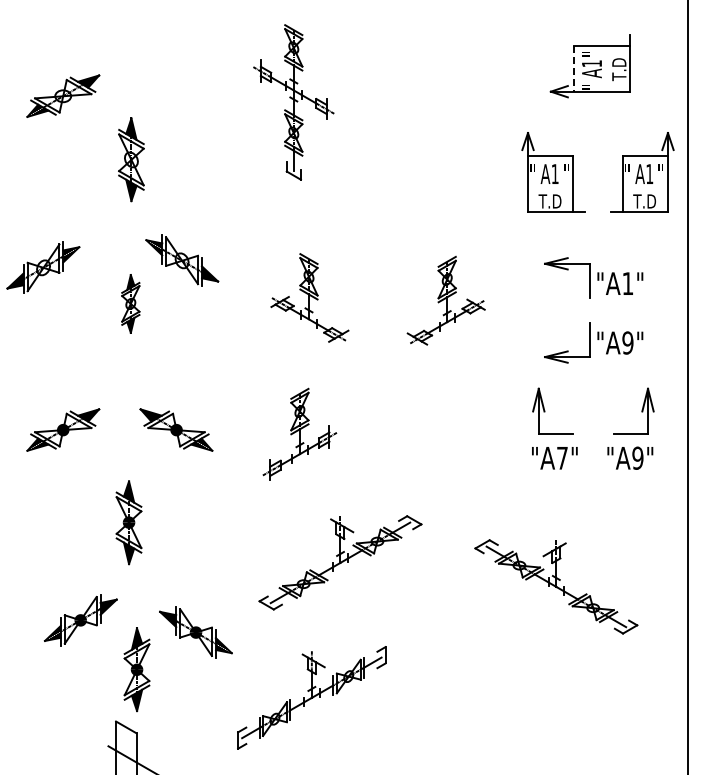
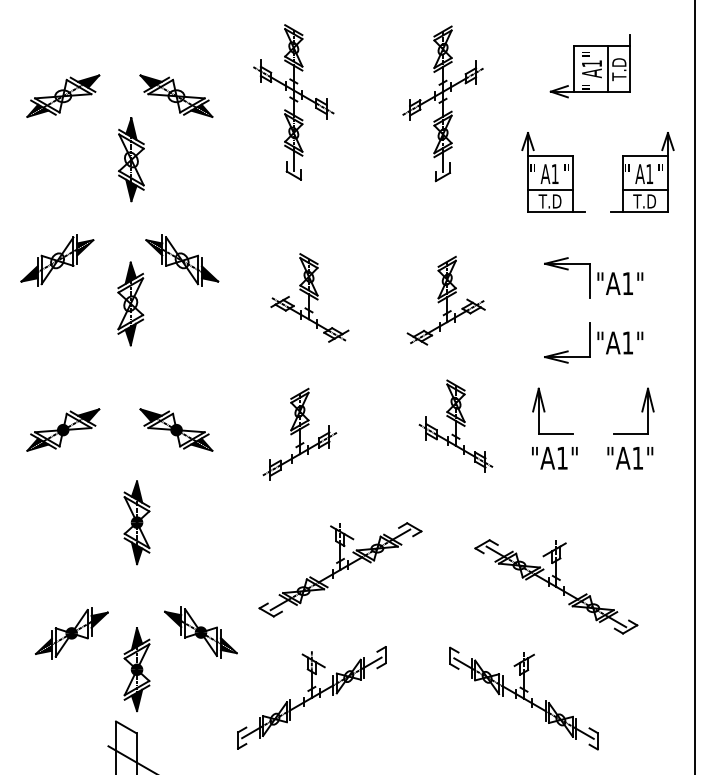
line: none -> present (607, 68)
line: dashed -> solid (573, 69)
part: none -> present (176, 95)
part: none -> present (442, 103)
line: none -> present (550, 189)
line: none -> present (644, 189)
part position: (43, 267) -> (57, 260) (57, 260)
part size: 20x60 px -> 28x86 px (130, 303)
text: "A9" -> "A1" (627, 342)
line position: (688, 386) -> (695, 386) (695, 386)
part: none -> present (455, 425)
text: "A9" -> "A1" (637, 457)
text: "A7" -> "A1" (562, 458)
part position: (128, 522) -> (136, 522) (136, 522)
part position: (340, 562) -> (340, 569) (340, 569)
part position: (80, 620) -> (71, 633) (71, 633)
part position: (195, 632) -> (200, 632) (200, 632)
part: none -> present (523, 698)
